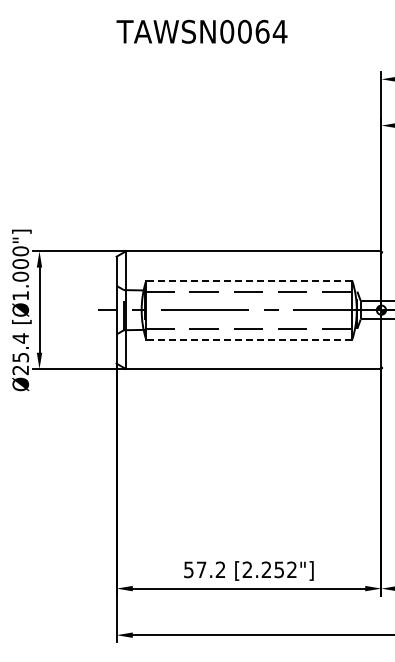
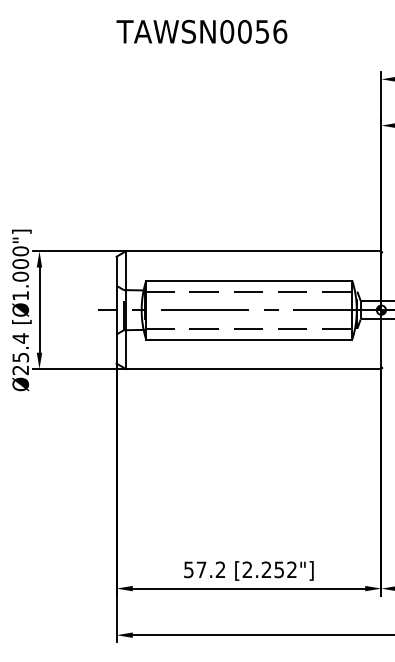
text: TAWSN0064 -> TAWSN0056 (271, 31)
line: dashed -> solid (248, 280)
line: dashed -> solid (248, 339)
